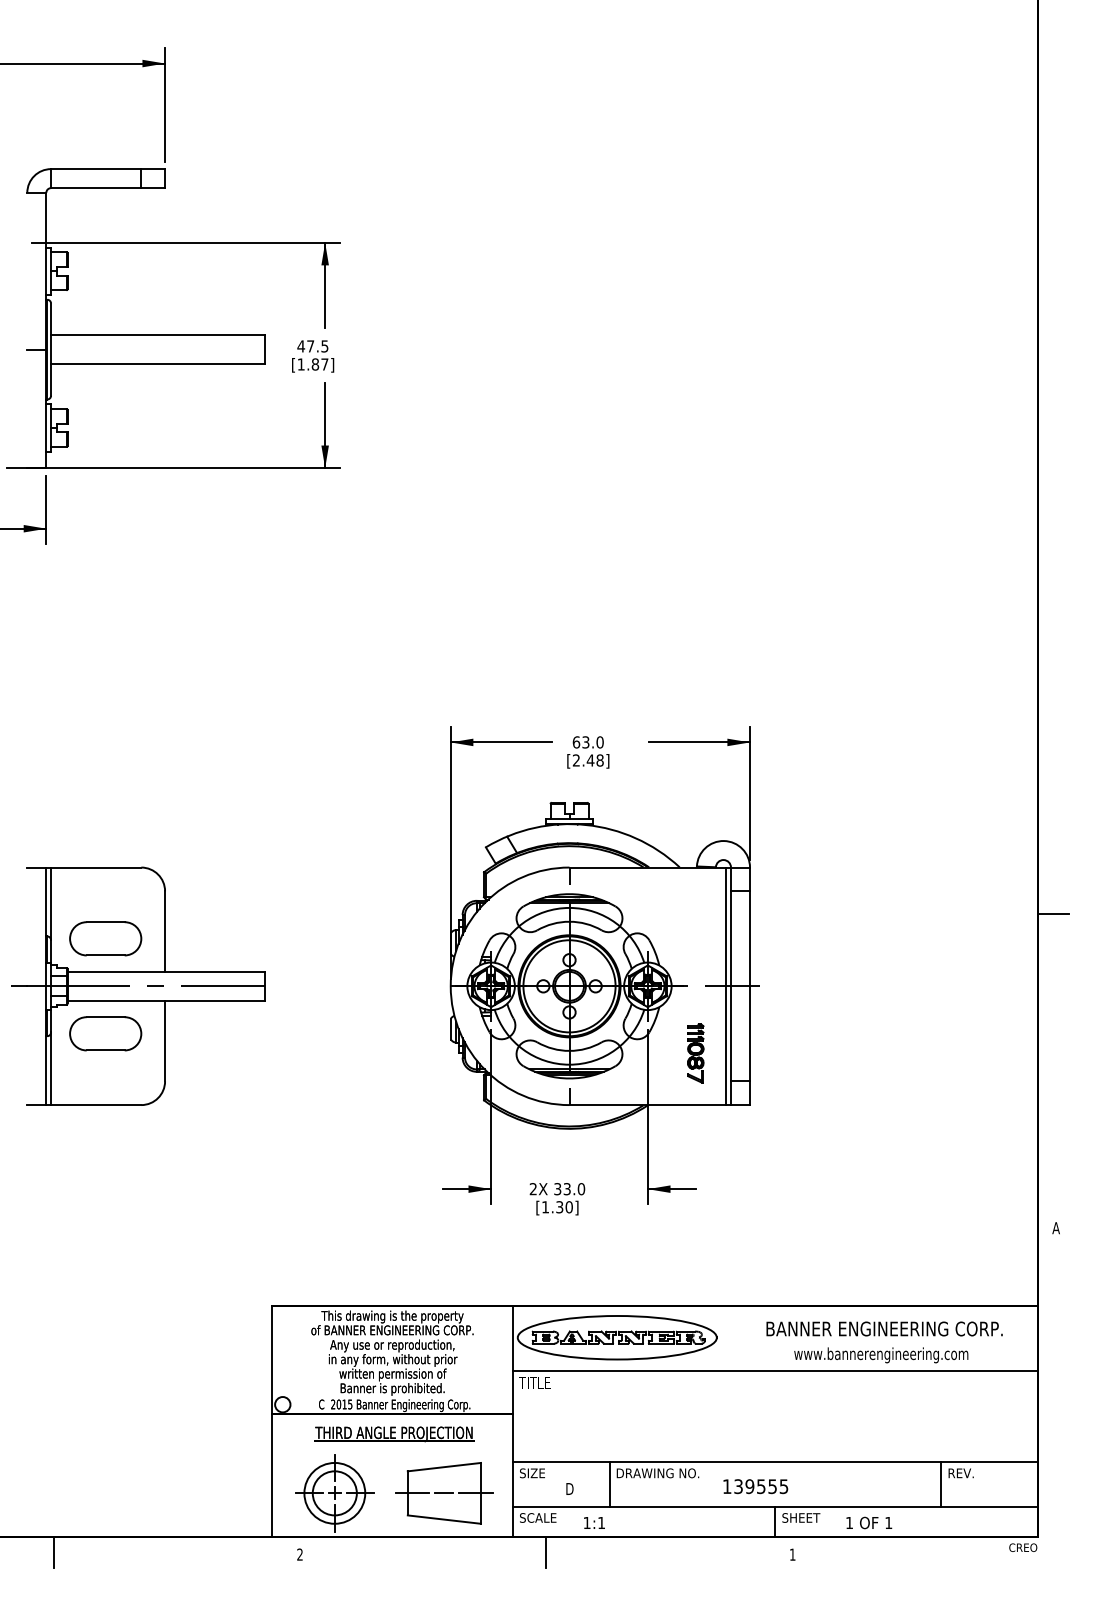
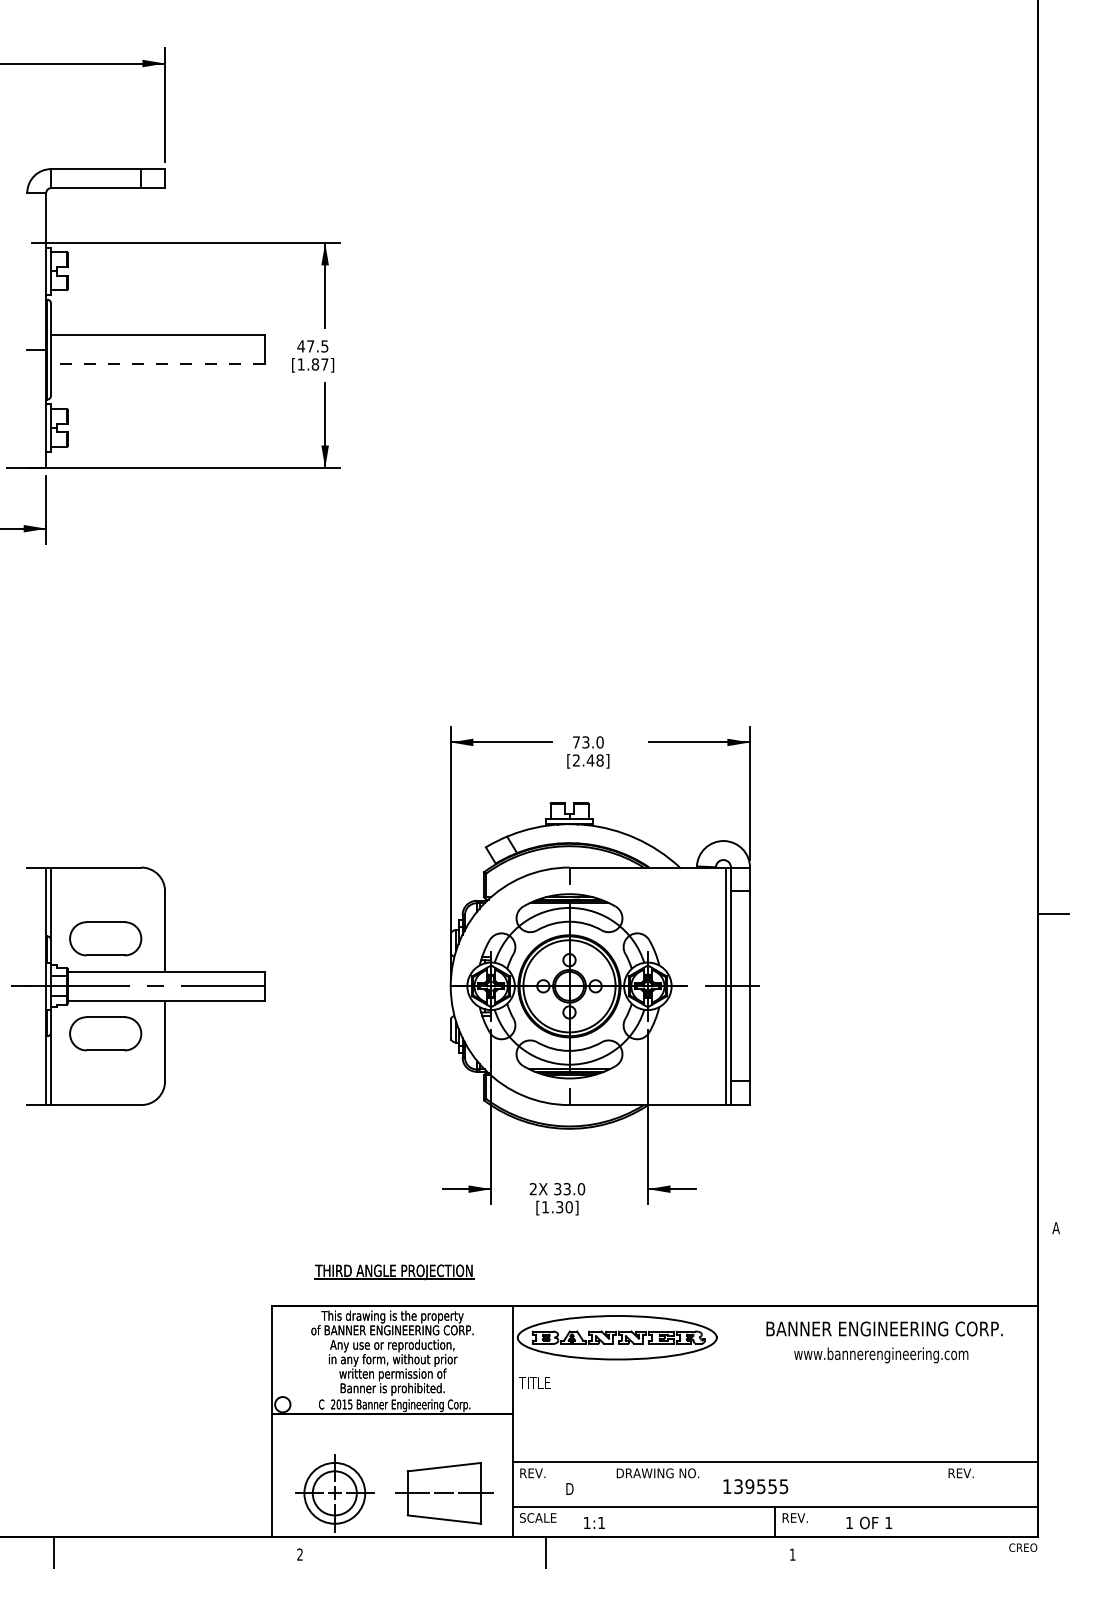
line: solid -> dashed (157, 364)
text: 63.0 -> 73.0 (576, 742)
part: present -> none (695, 1053)
line: present -> none (775, 1370)
part position: (394, 1434) -> (394, 1272) (394, 1272)
text: SIZE -> REV. (532, 1473)
line: present -> none (609, 1484)
line: present -> none (941, 1484)
text: SHEET -> REV. (801, 1517)
